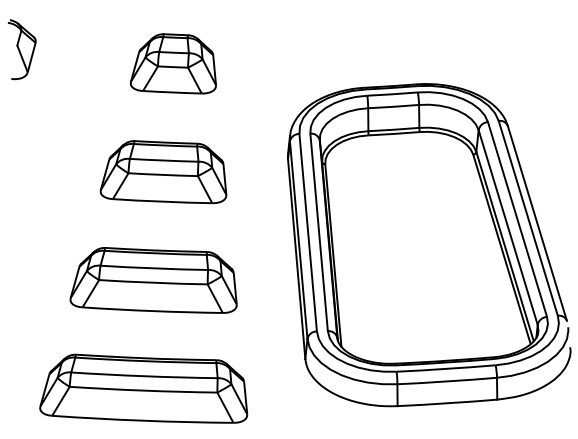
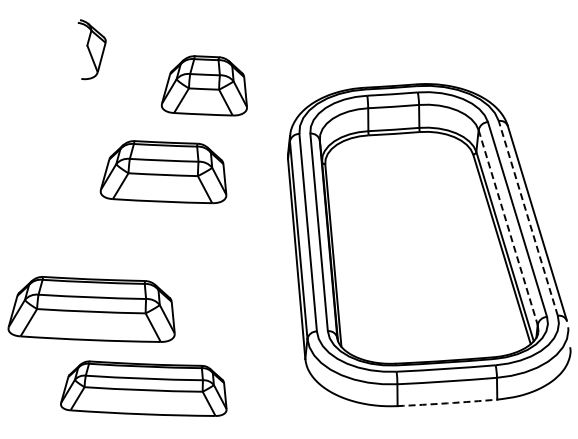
part position: (21, 49) -> (91, 49) (91, 49)
part position: (173, 63) -> (204, 85) (204, 85)
line: solid -> dashed (528, 218)
line: solid -> dashed (508, 227)
part position: (153, 280) -> (91, 309) (91, 309)
part size: 210x71 px -> 168x57 px (143, 388)
arc: solid -> dashed (447, 403)
